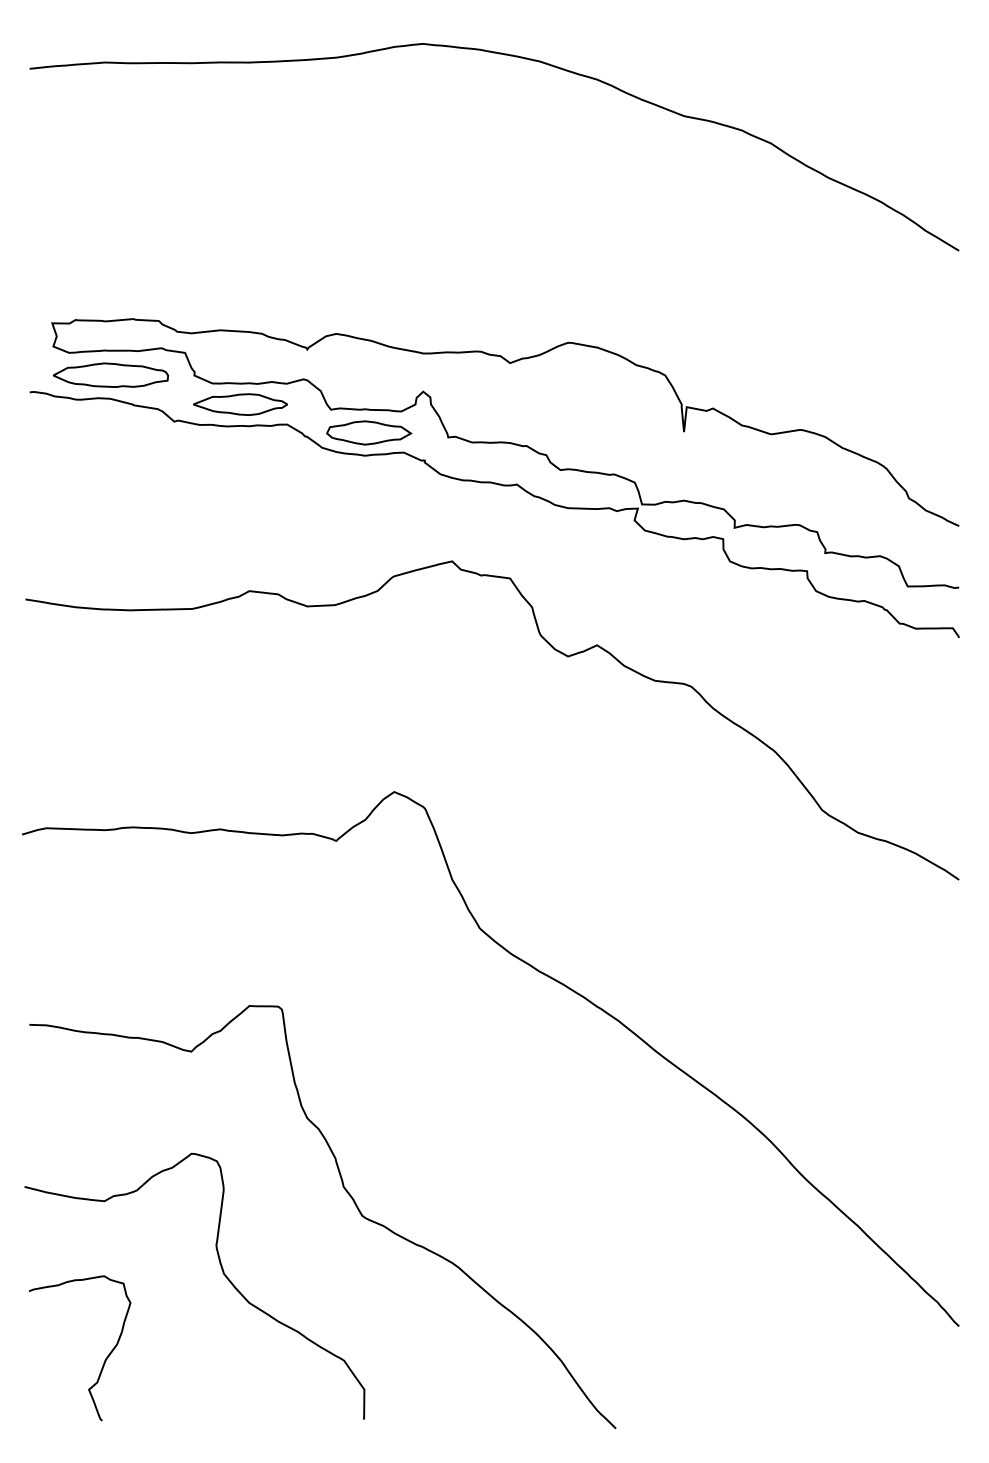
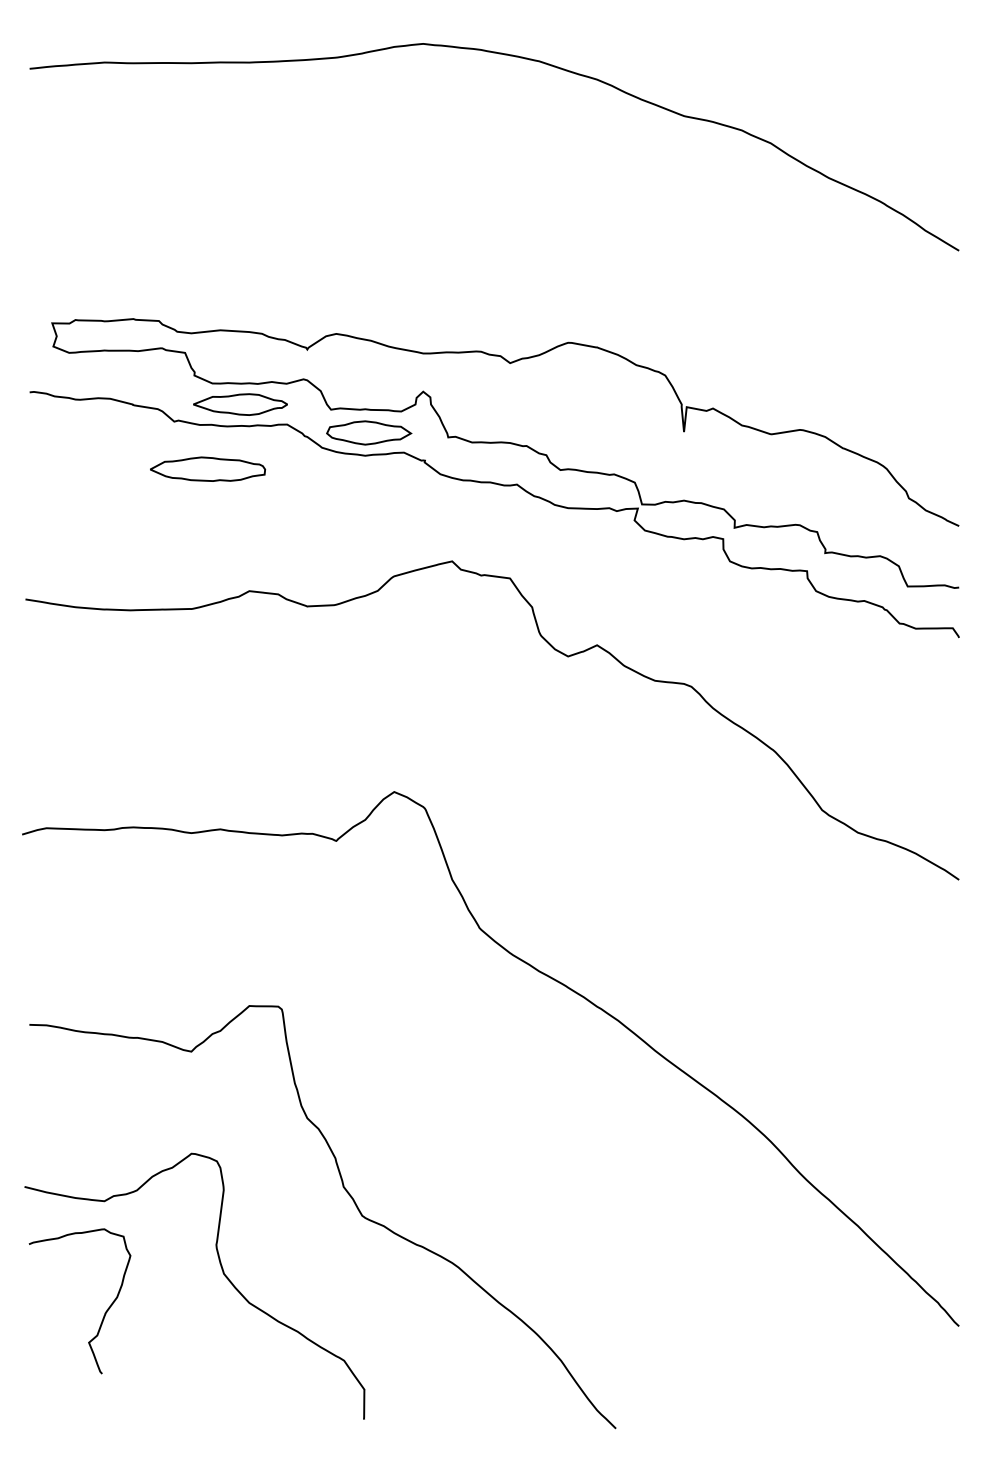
part position: (111, 374) -> (208, 468) (208, 468)
curve position: (104, 1360) -> (104, 1313) (104, 1313)
